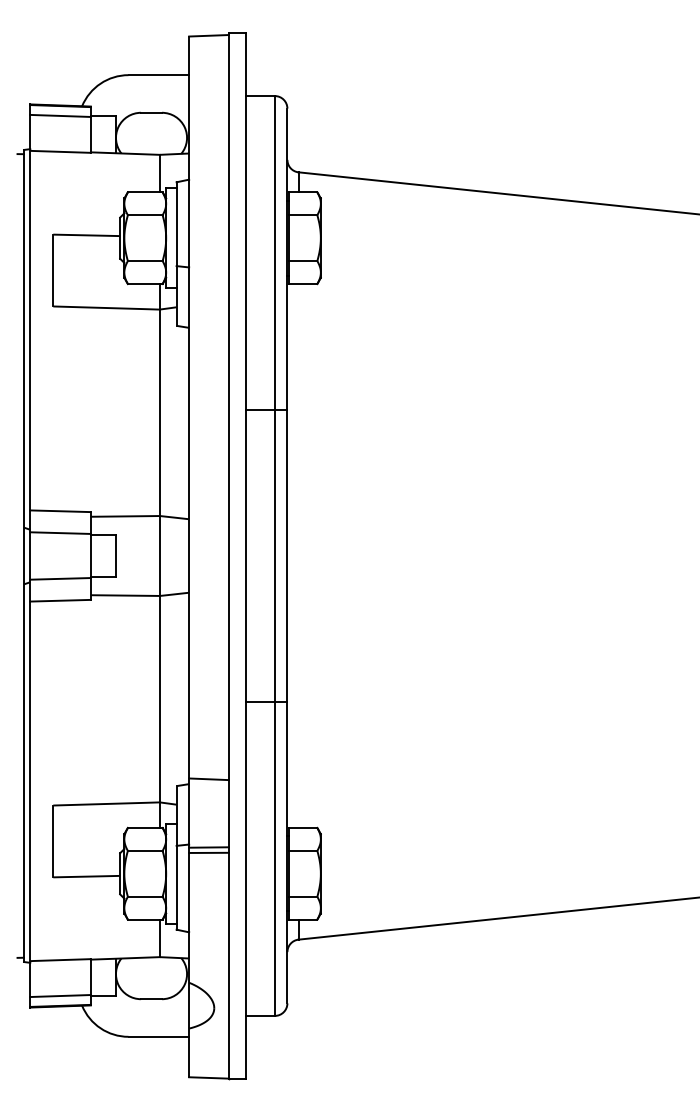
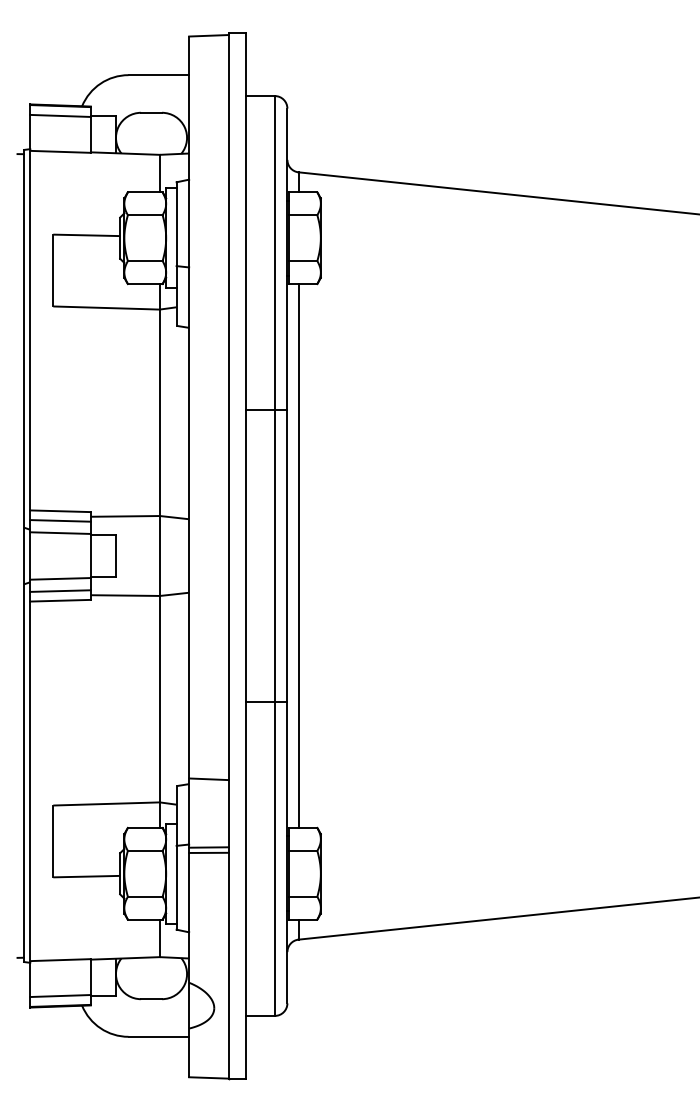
line: none -> present (60, 520)
line: none -> present (298, 555)
line: none -> present (60, 590)
